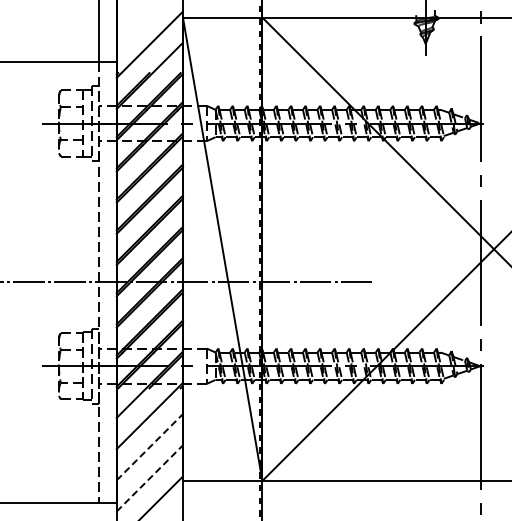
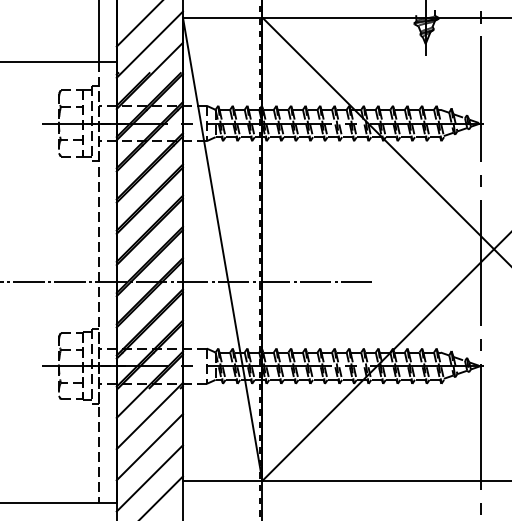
line: none -> present (138, 24)
line: dashed -> solid (149, 447)
line: dashed -> solid (149, 478)
